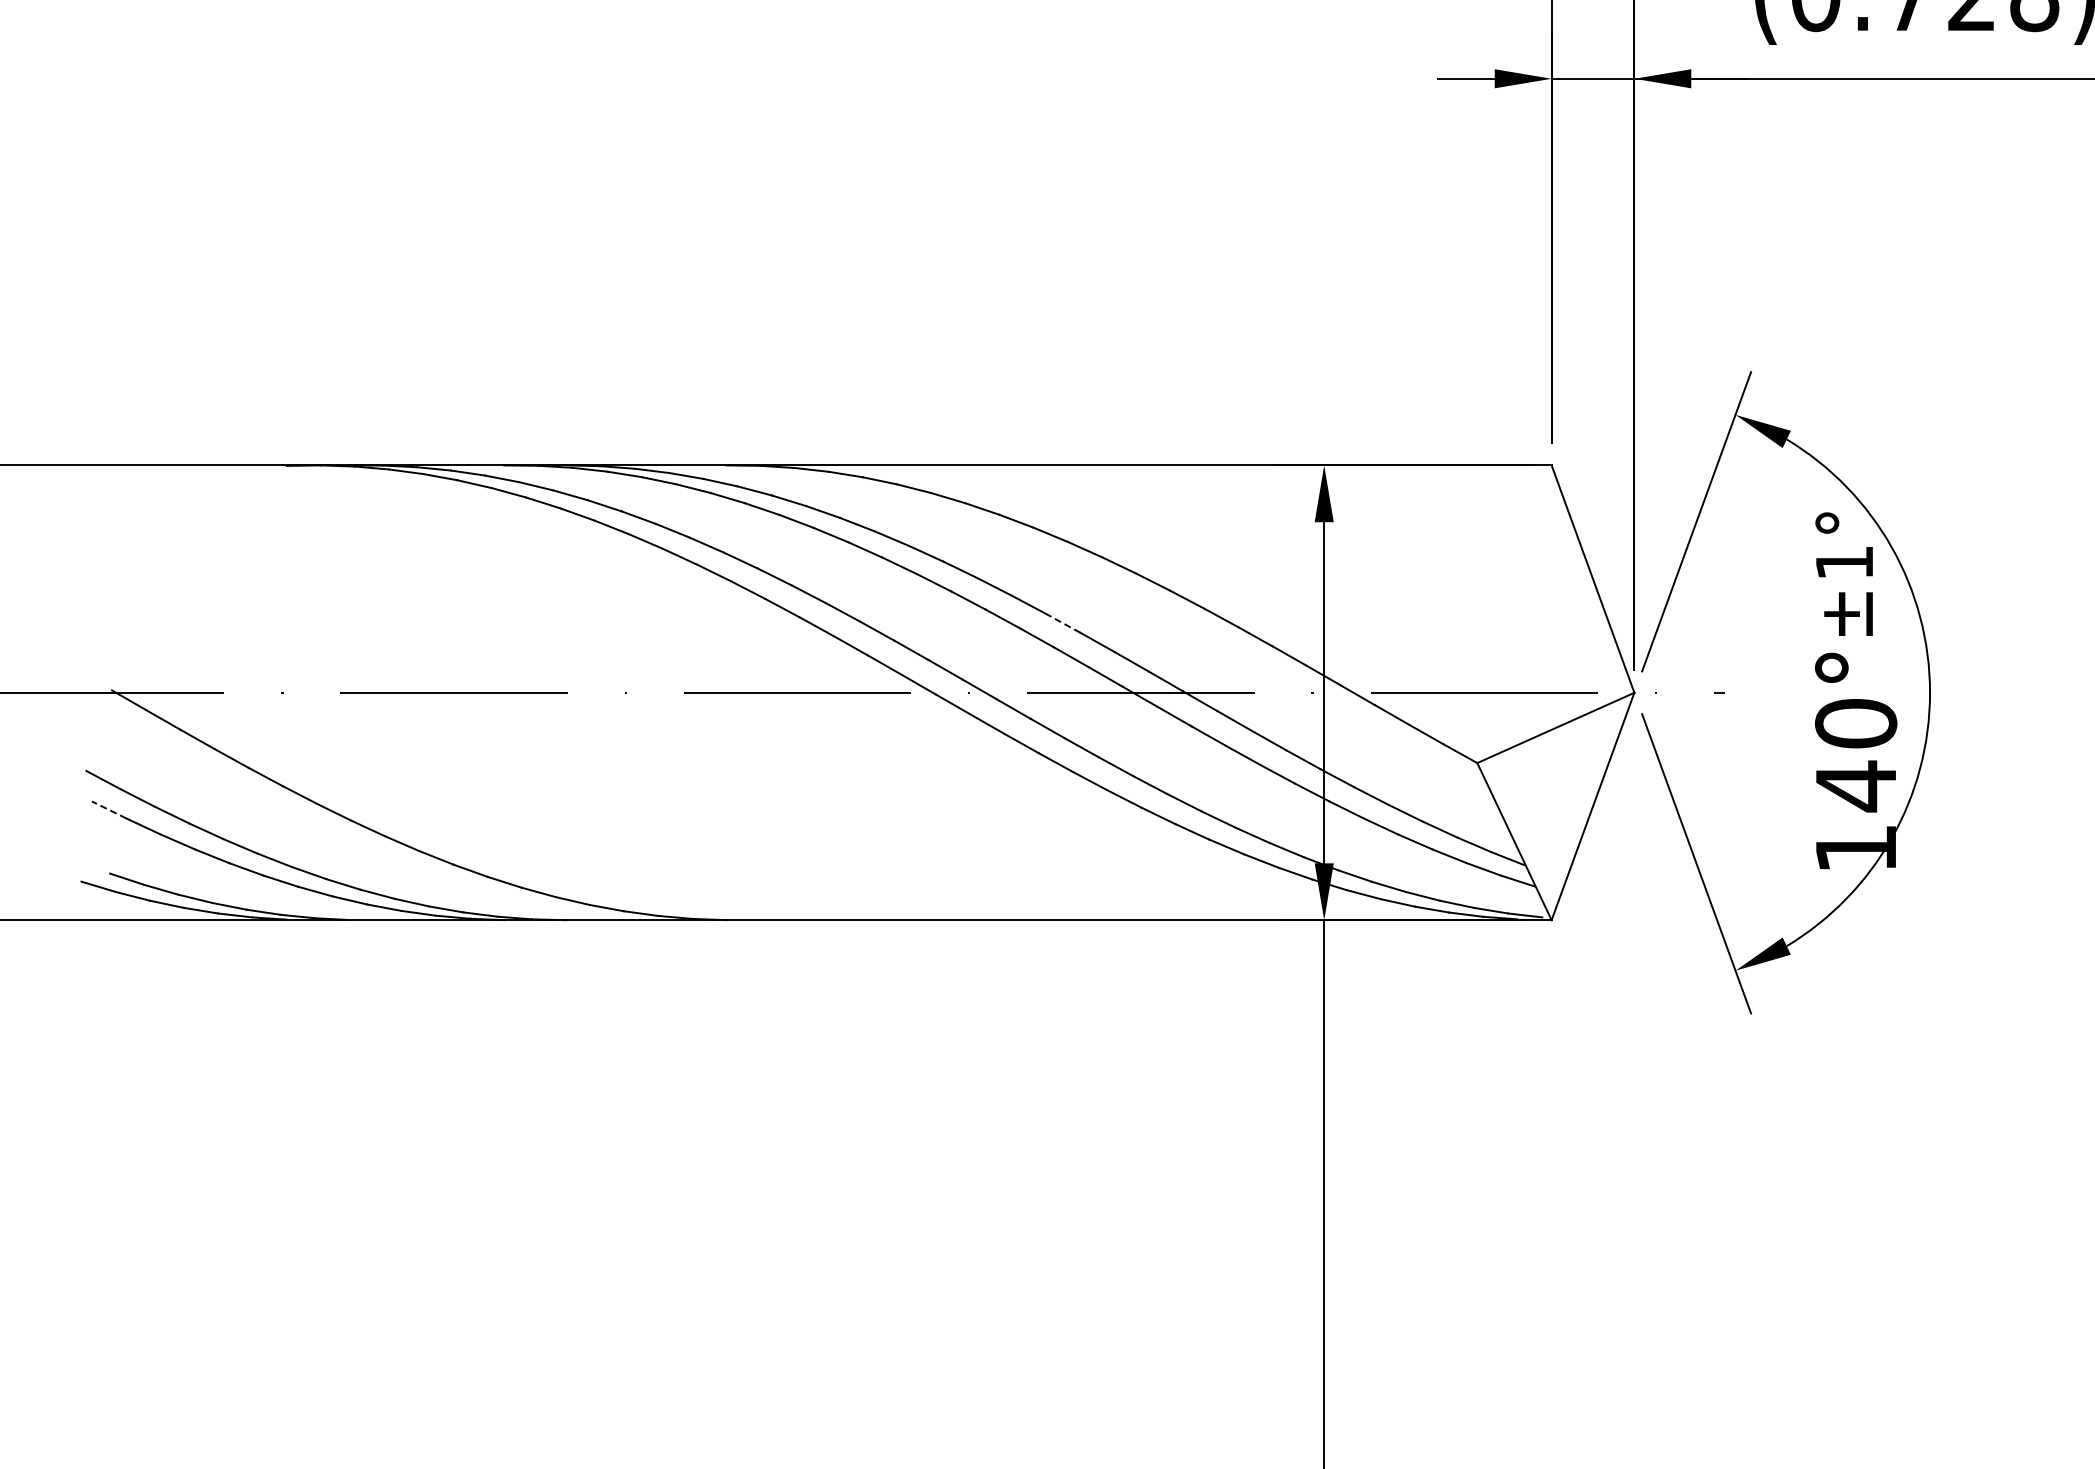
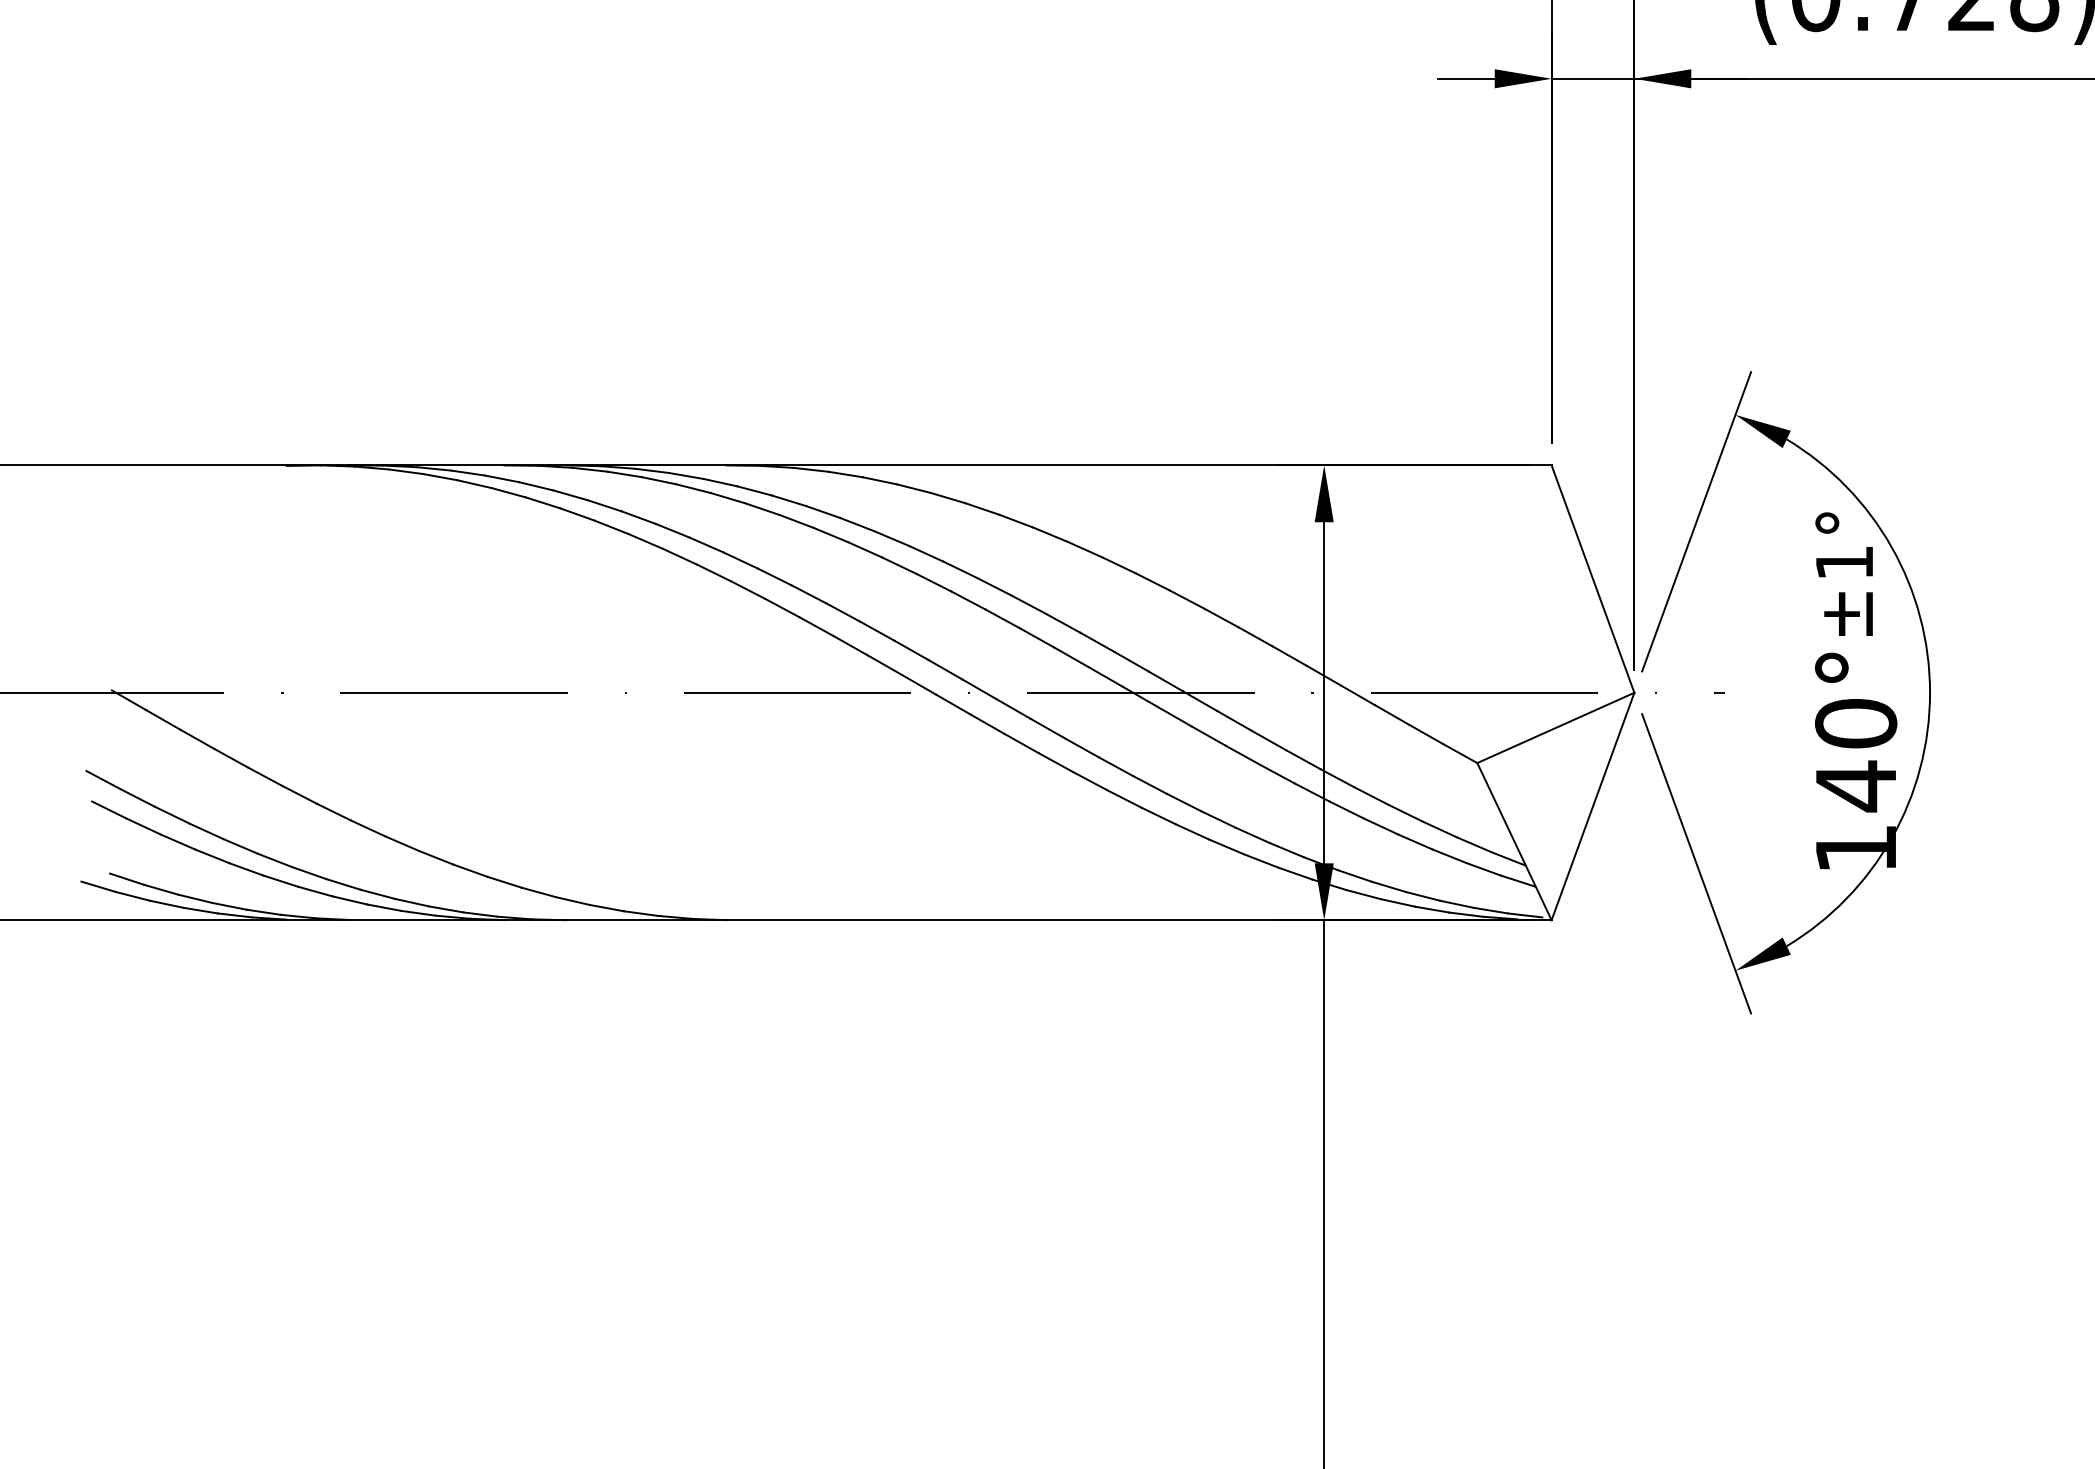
line: dashed -> solid (1063, 623)
line: dashed -> solid (108, 809)
